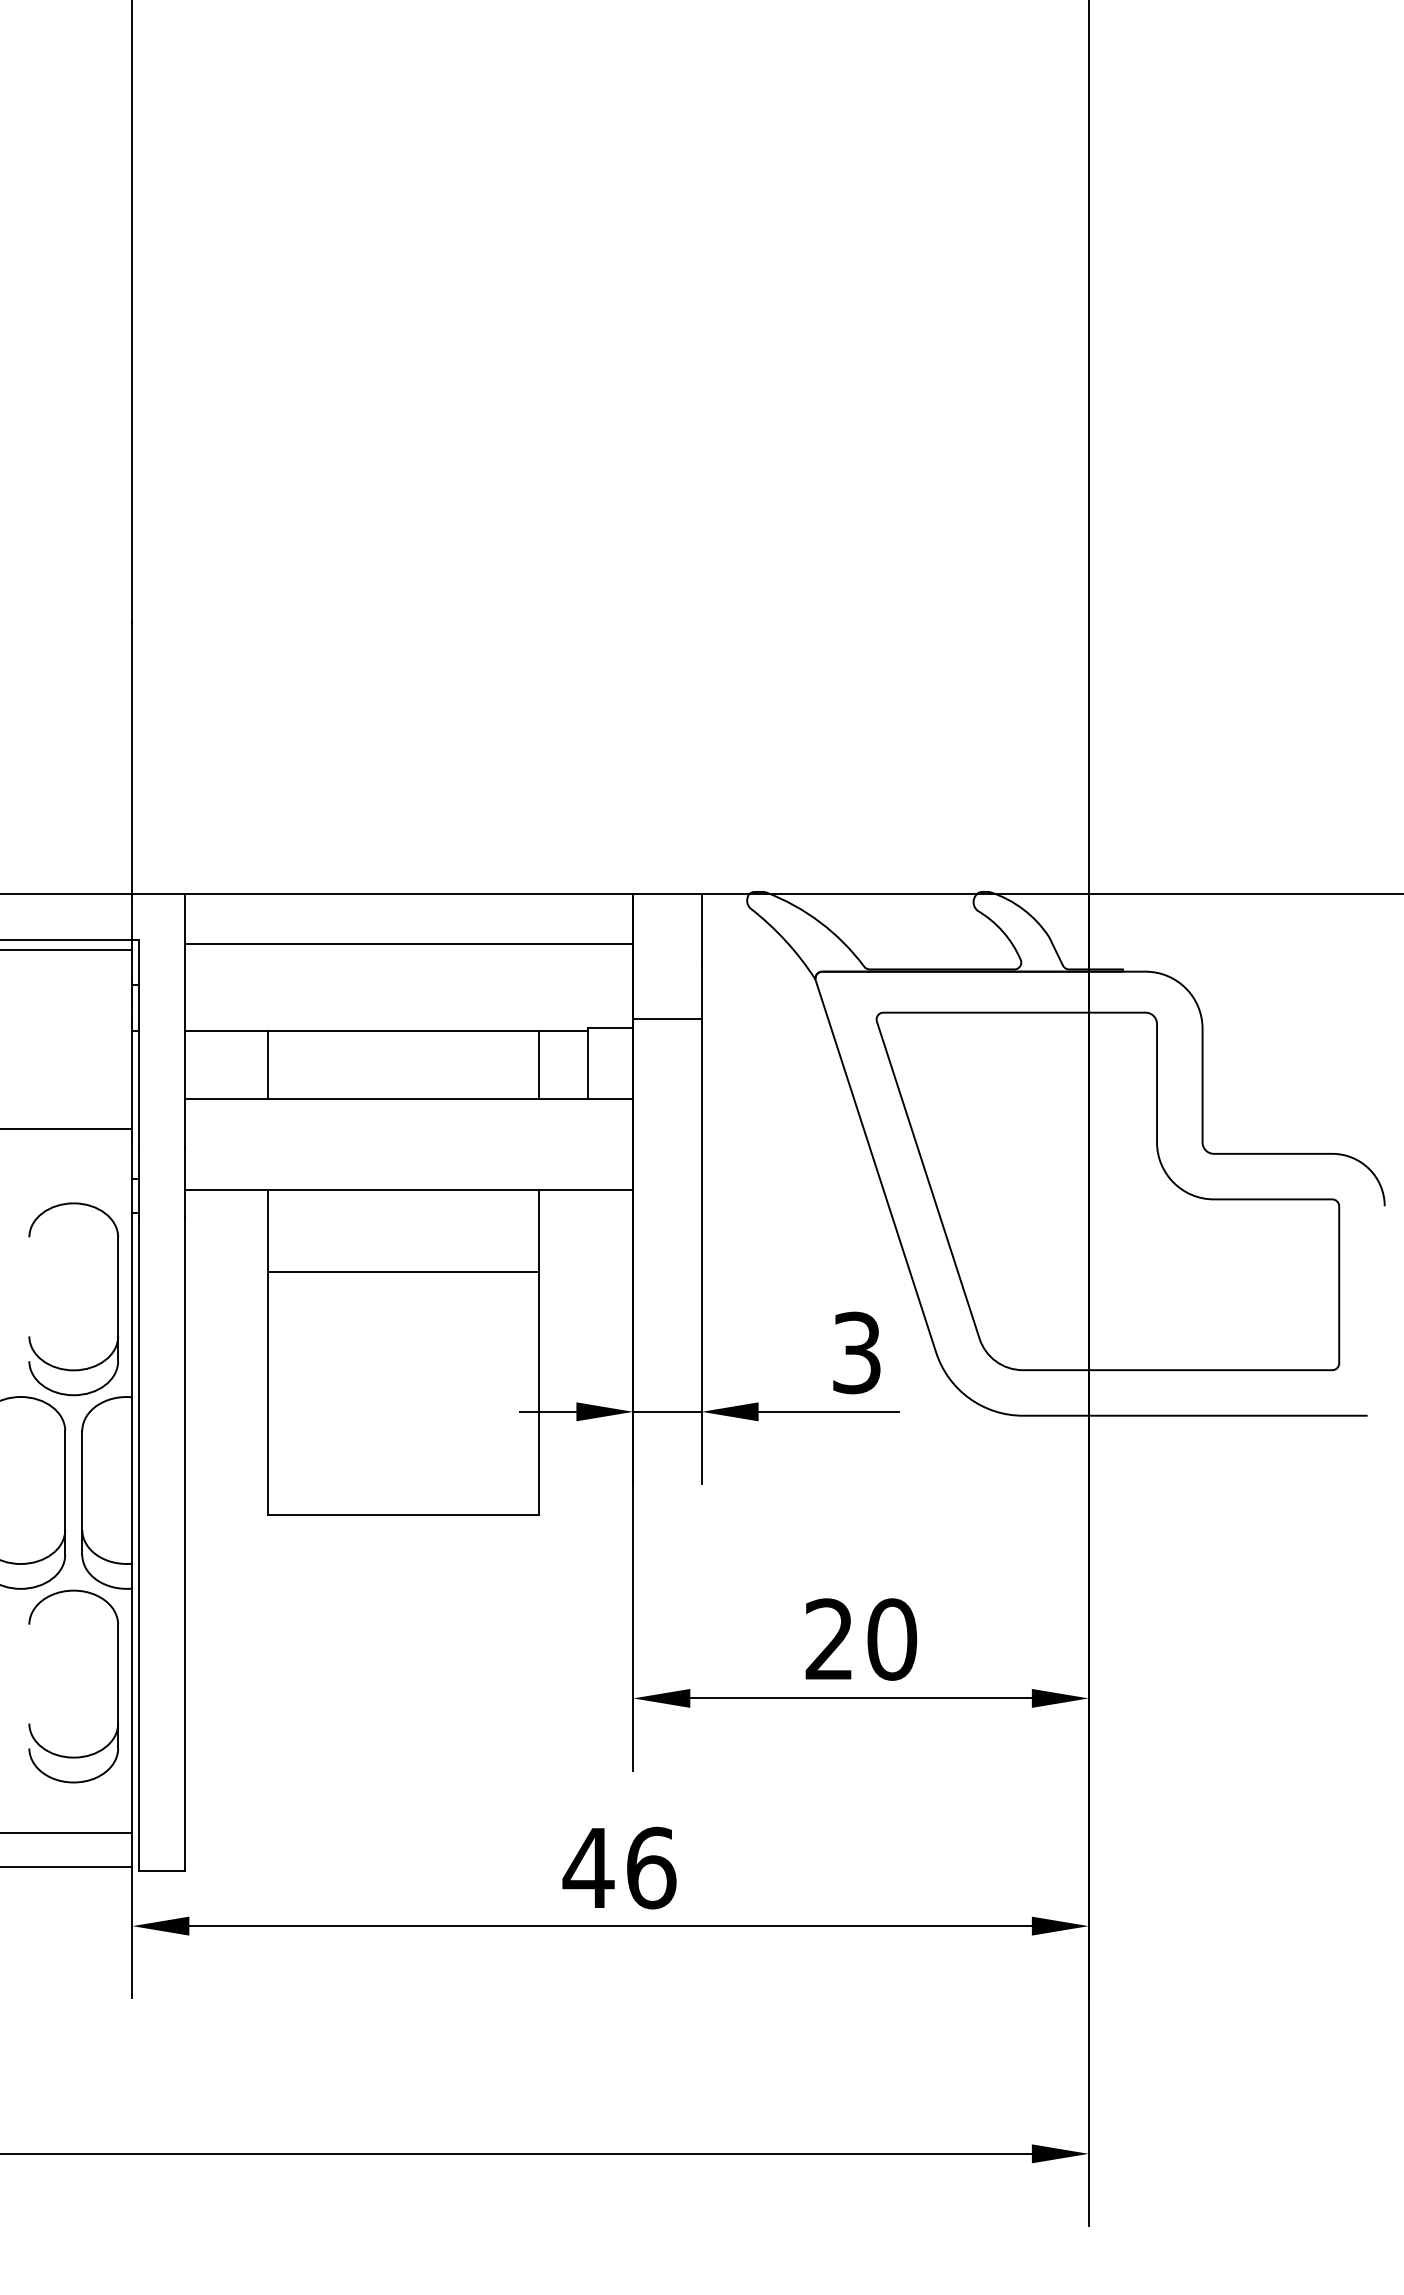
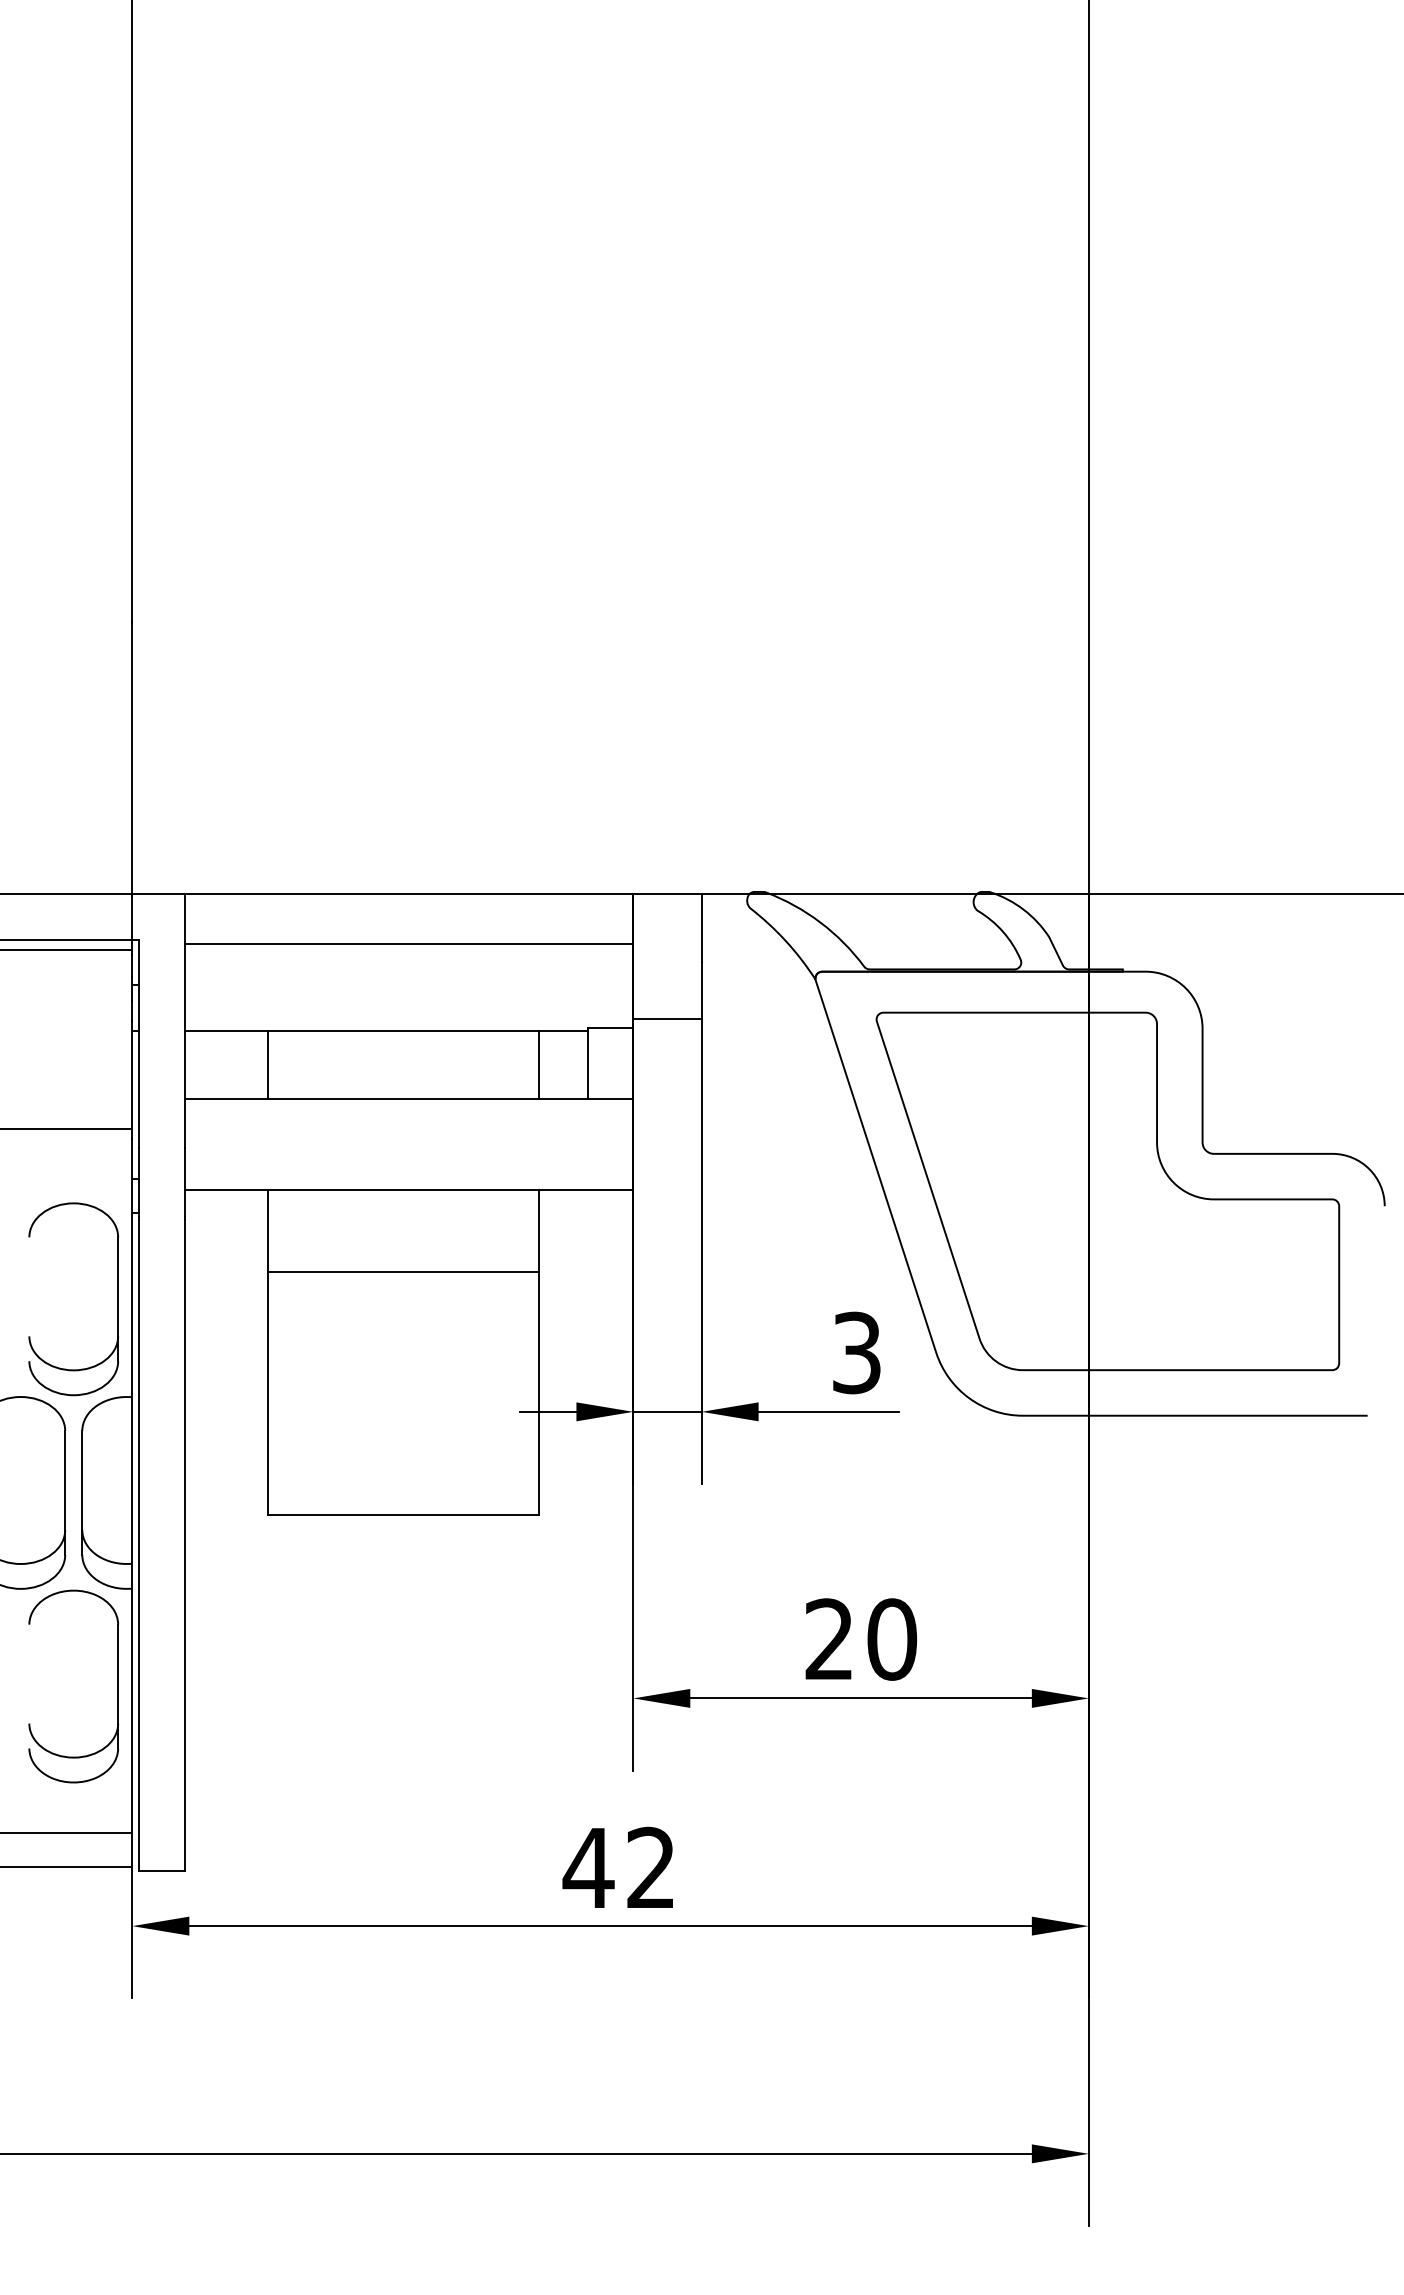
text: 46 -> 42 (651, 1867)
